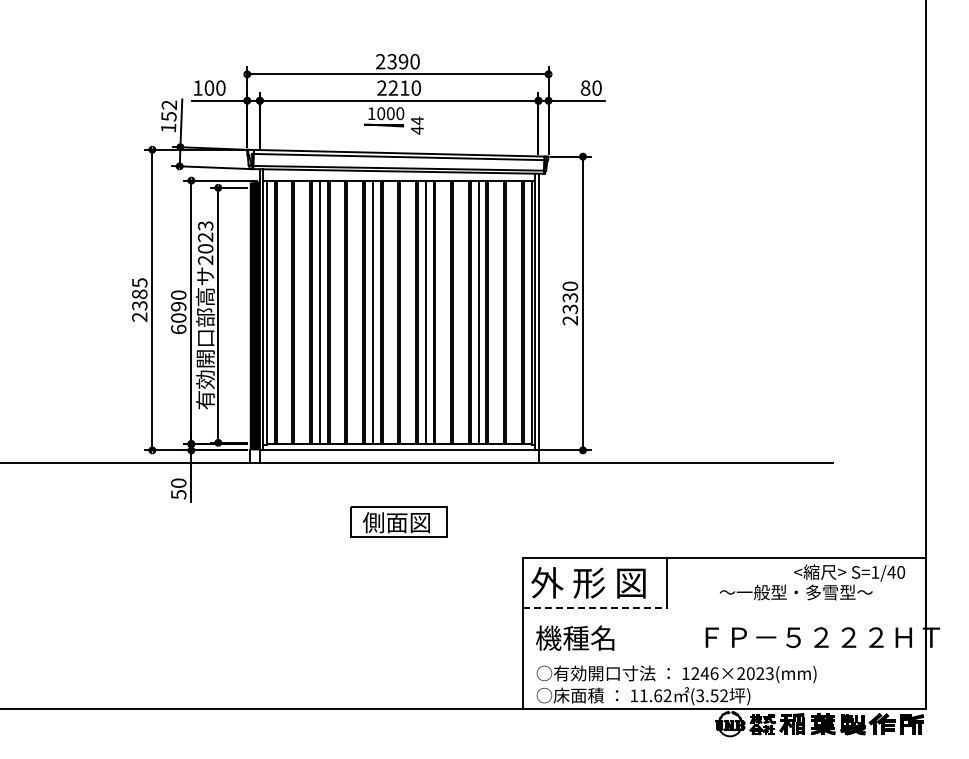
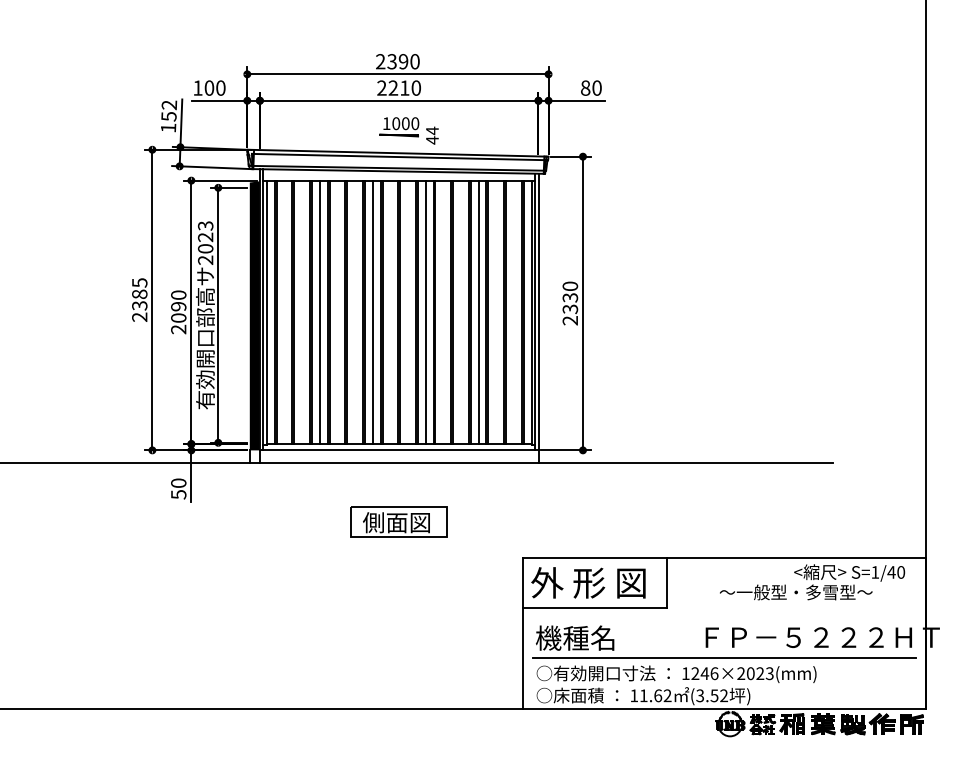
part position: (393, 120) -> (408, 130) (408, 130)
text: 6090 -> 2090 (178, 329)
line: dashed -> solid (595, 607)
line: none -> present (724, 658)
